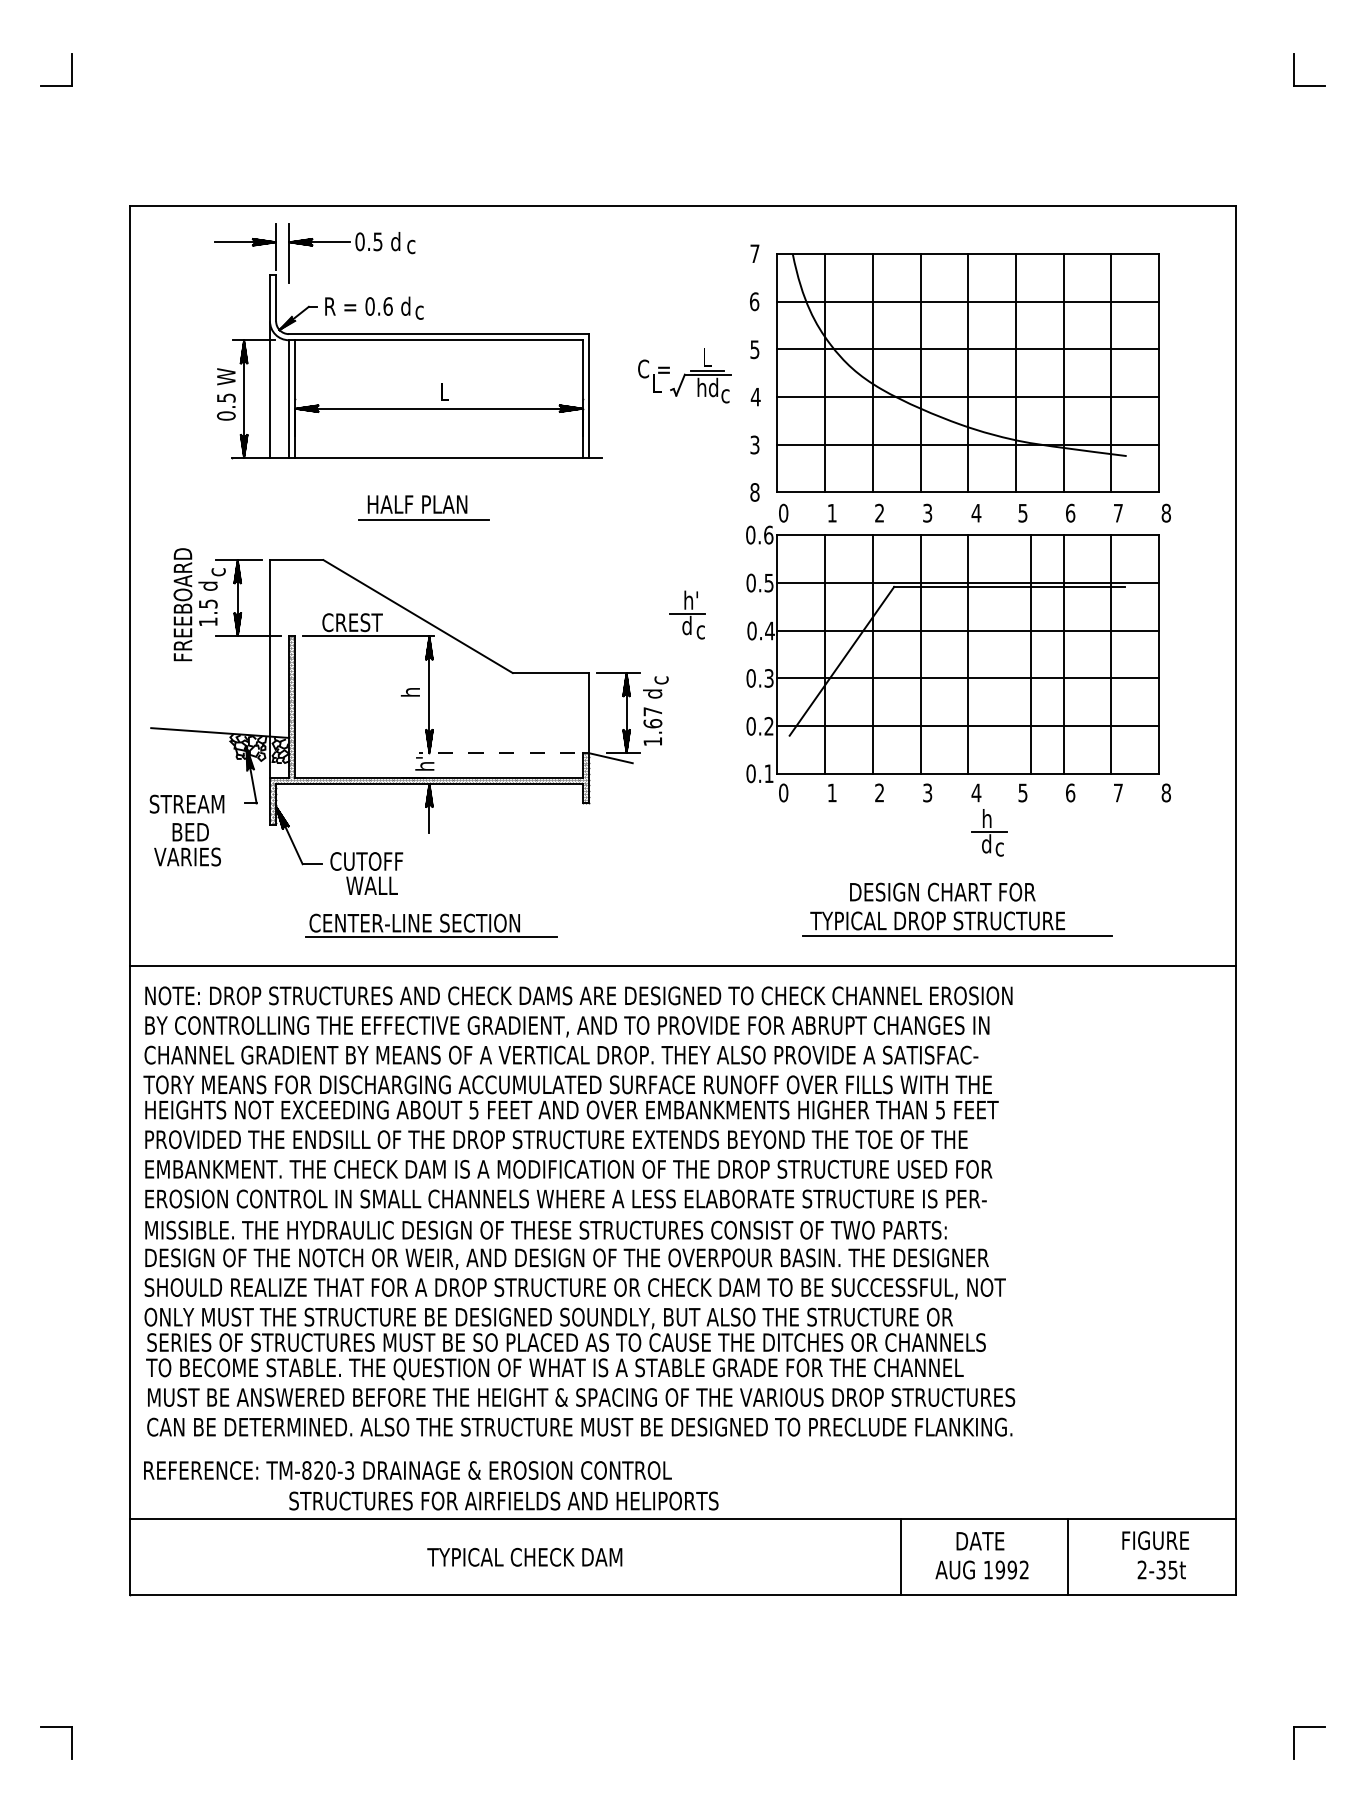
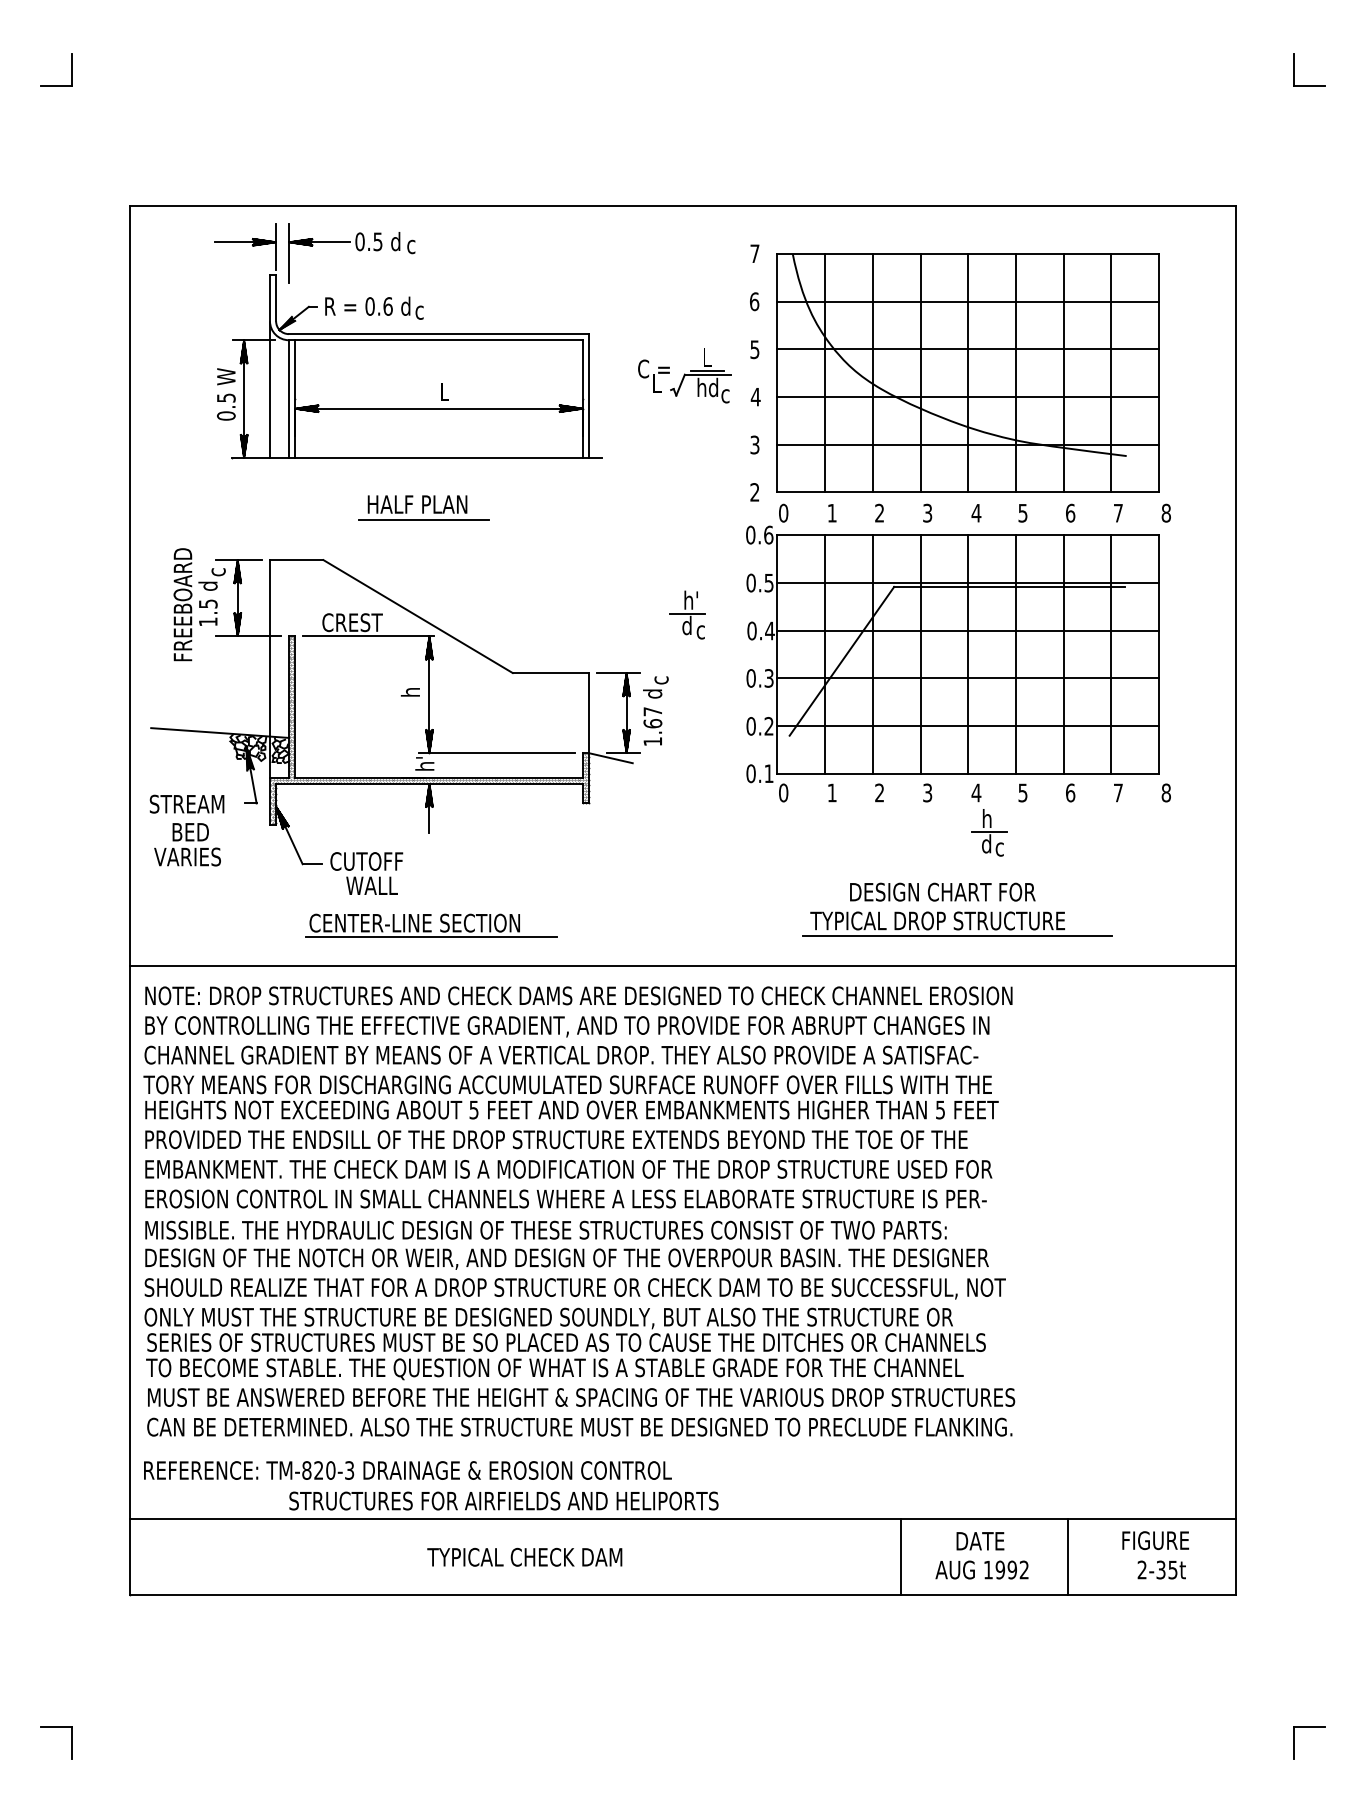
text: 8 -> 2 (754, 492)
line position: (1031, 654) -> (1016, 654) (1016, 654)
line: dashed -> solid (496, 753)
